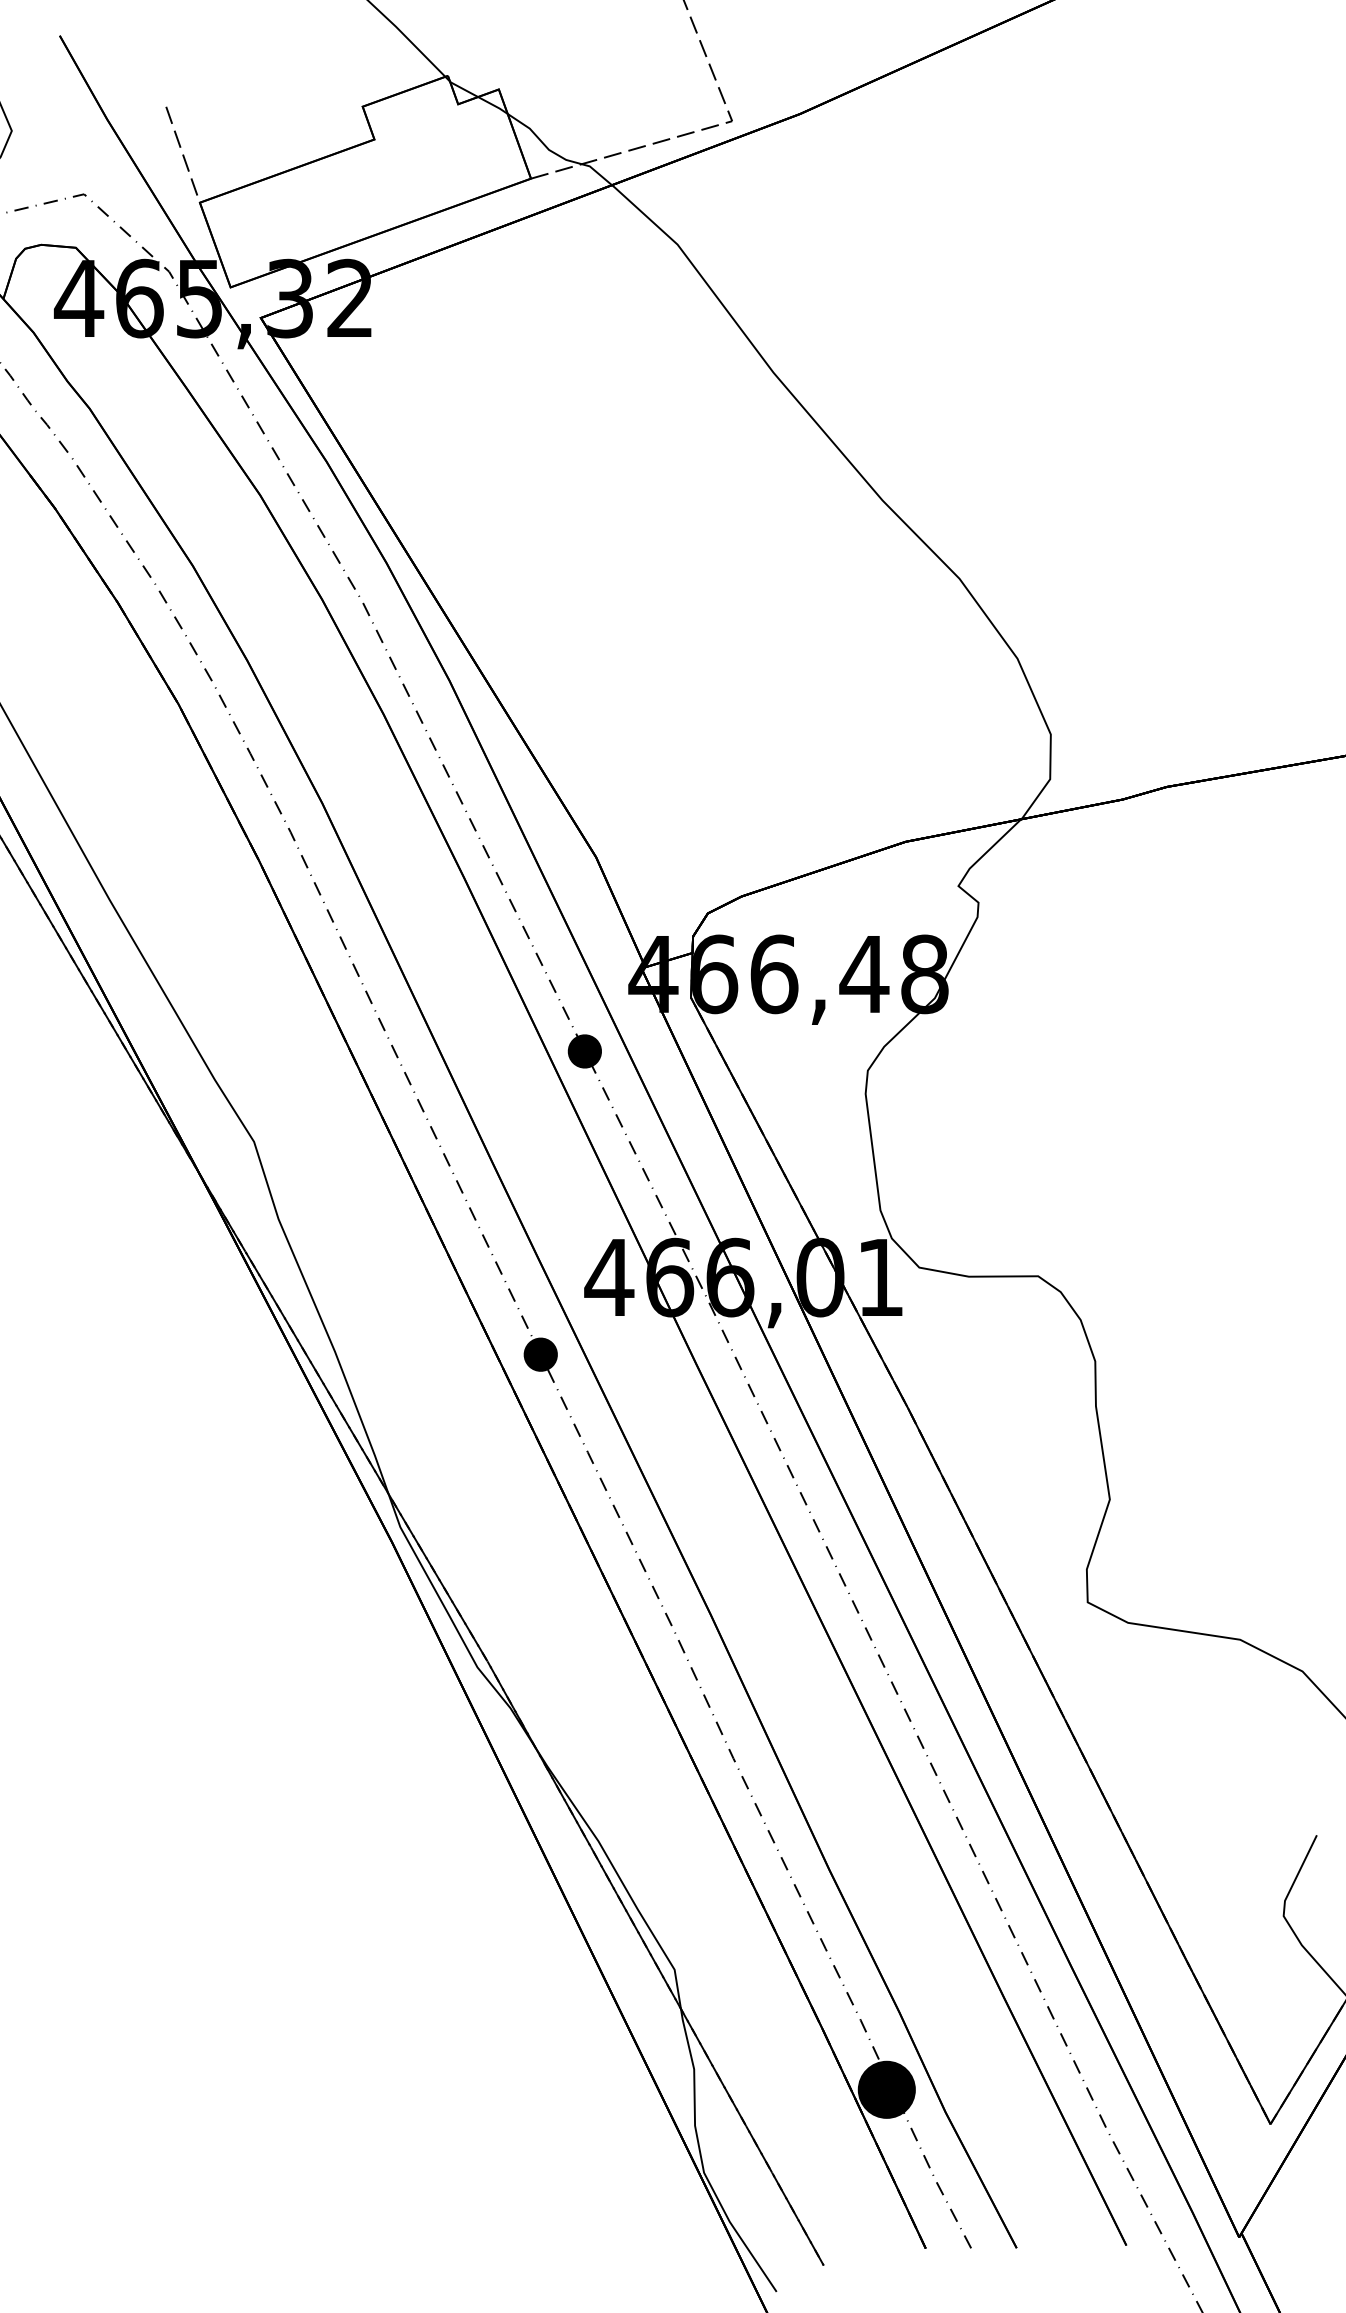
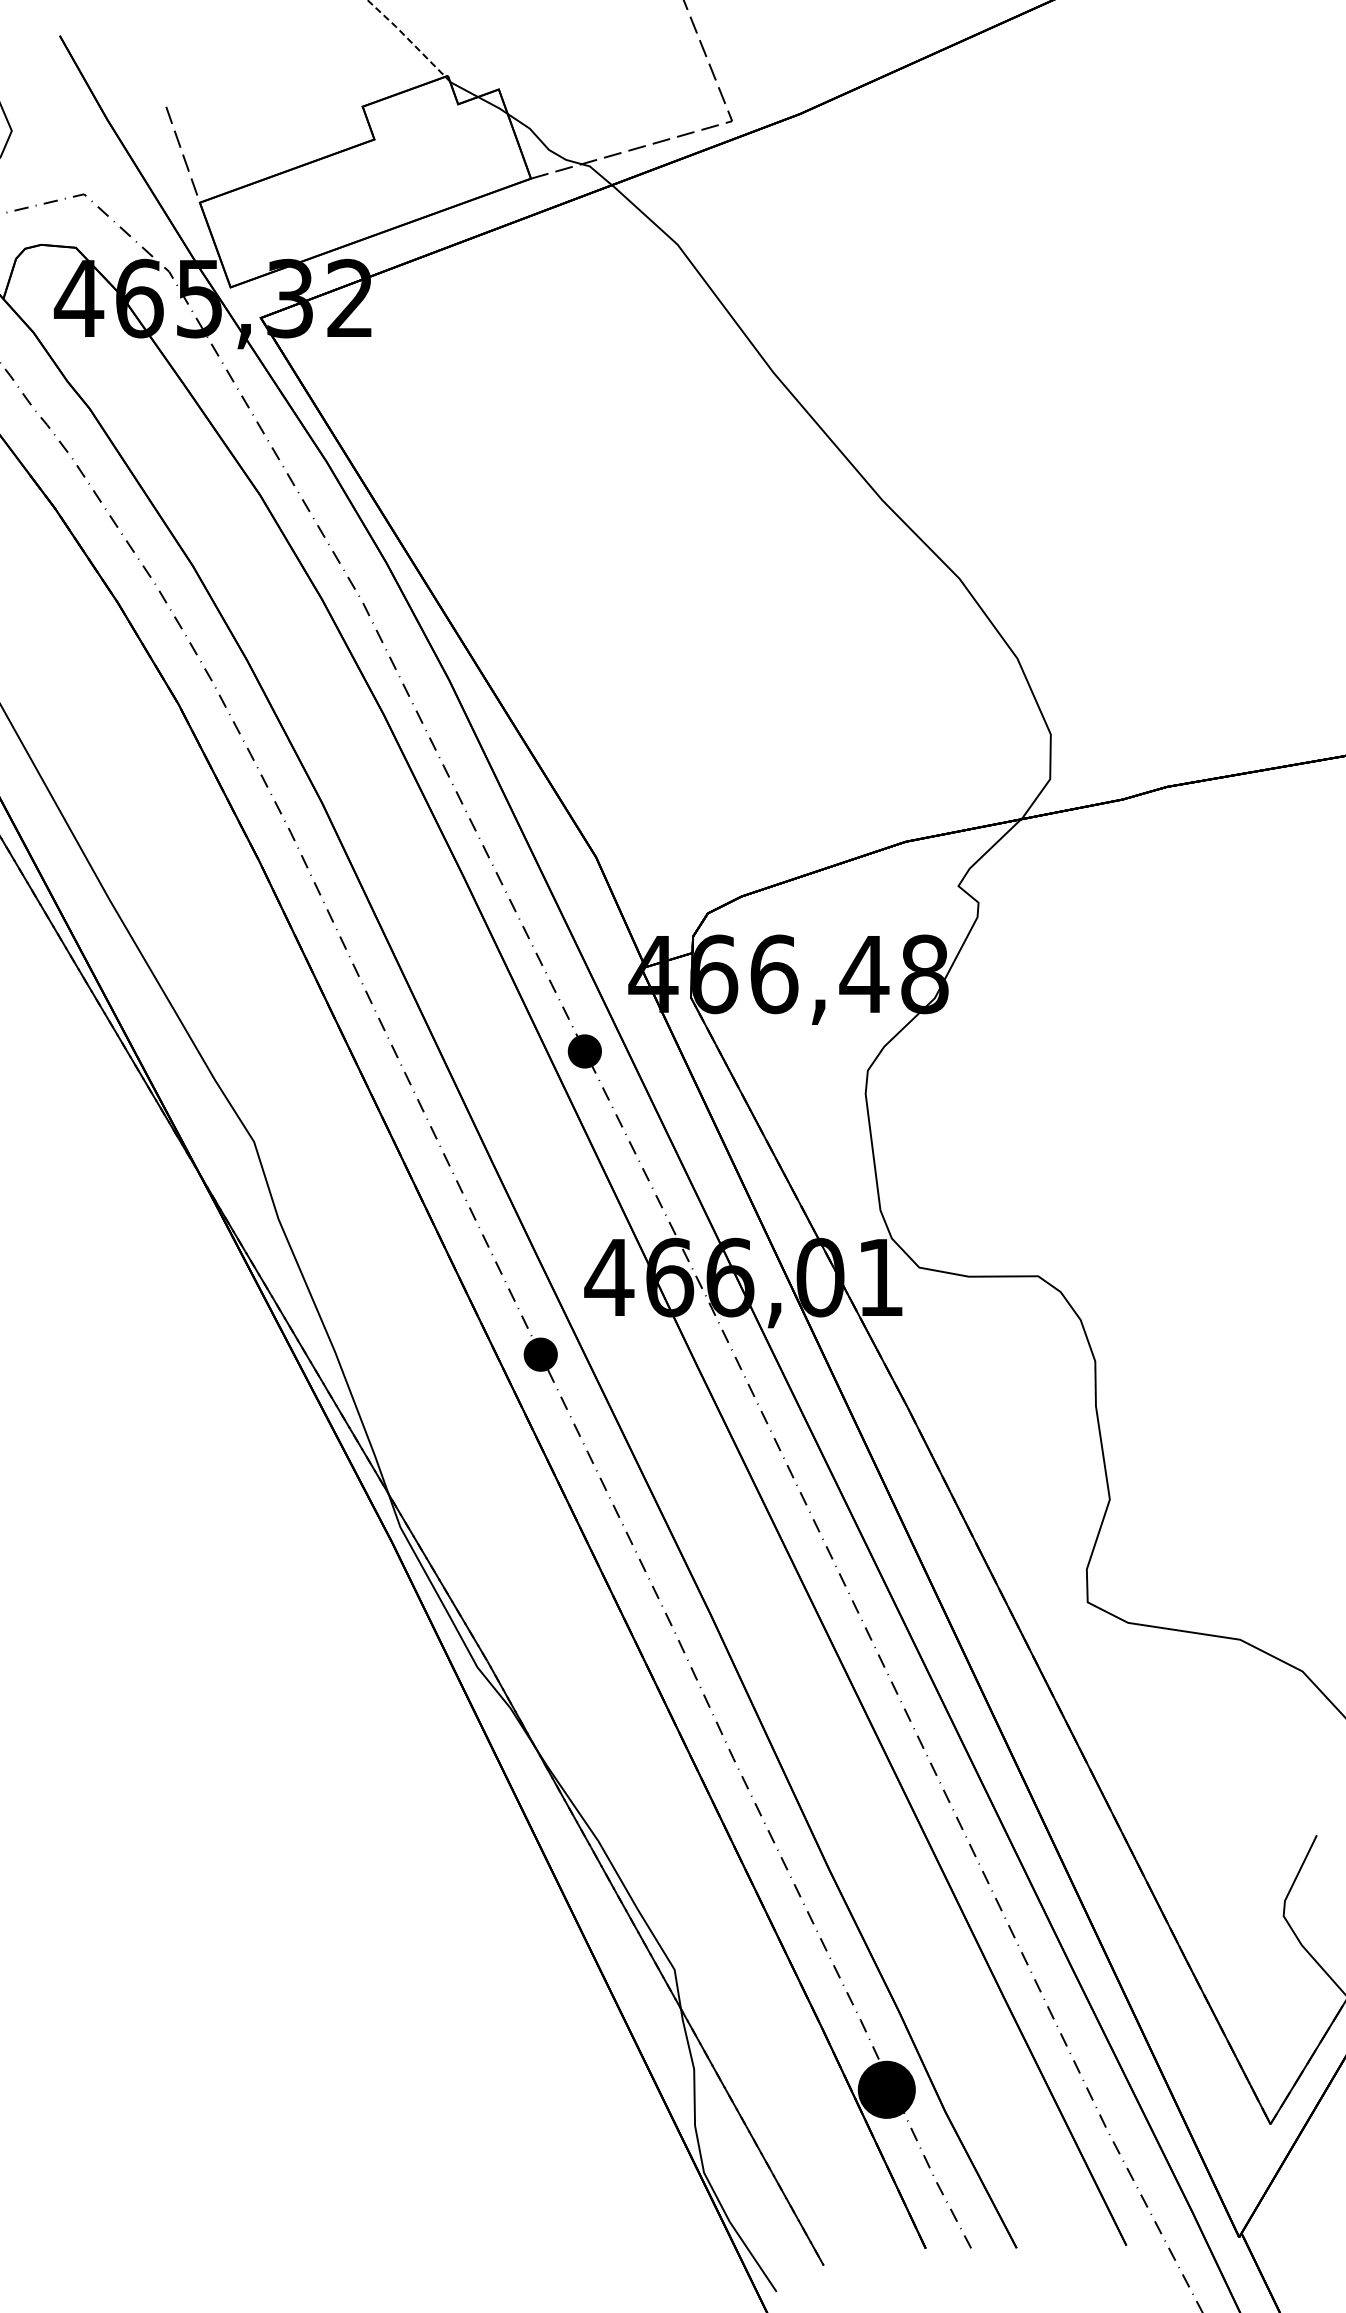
line: solid -> dashed (407, 38)
